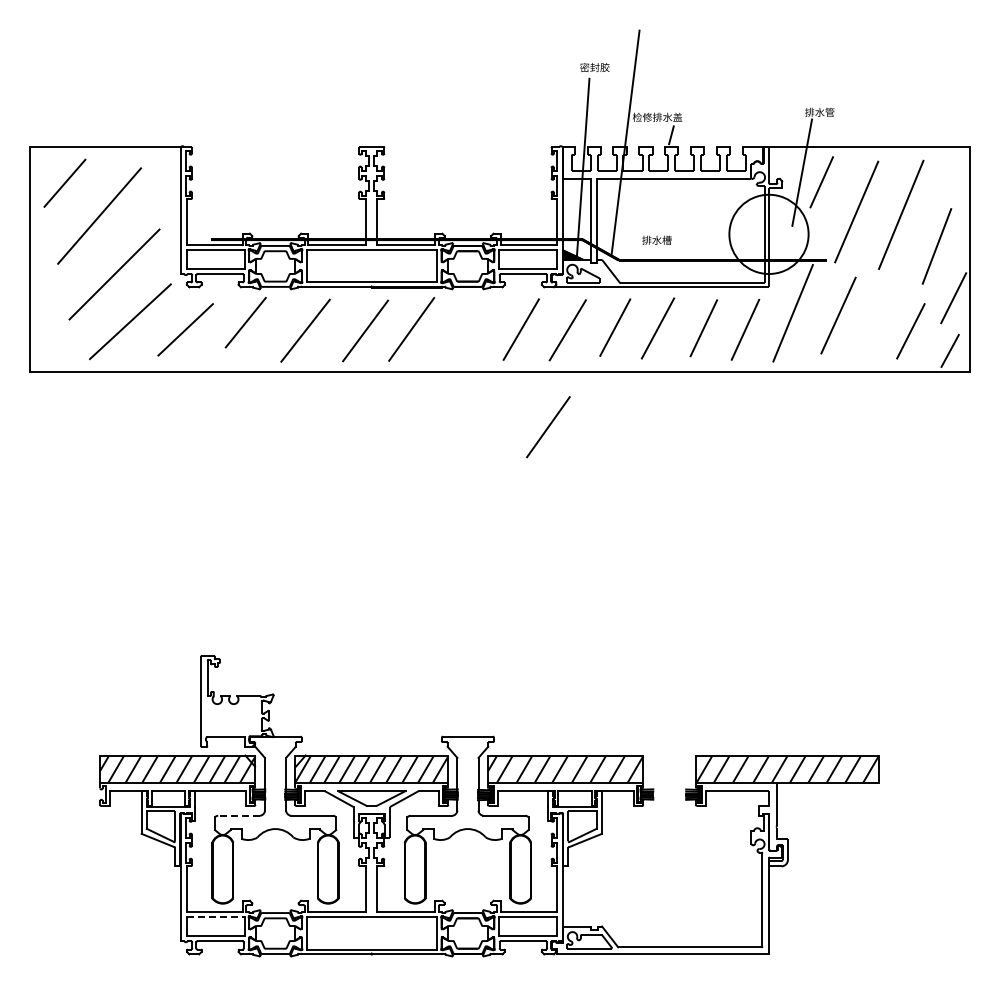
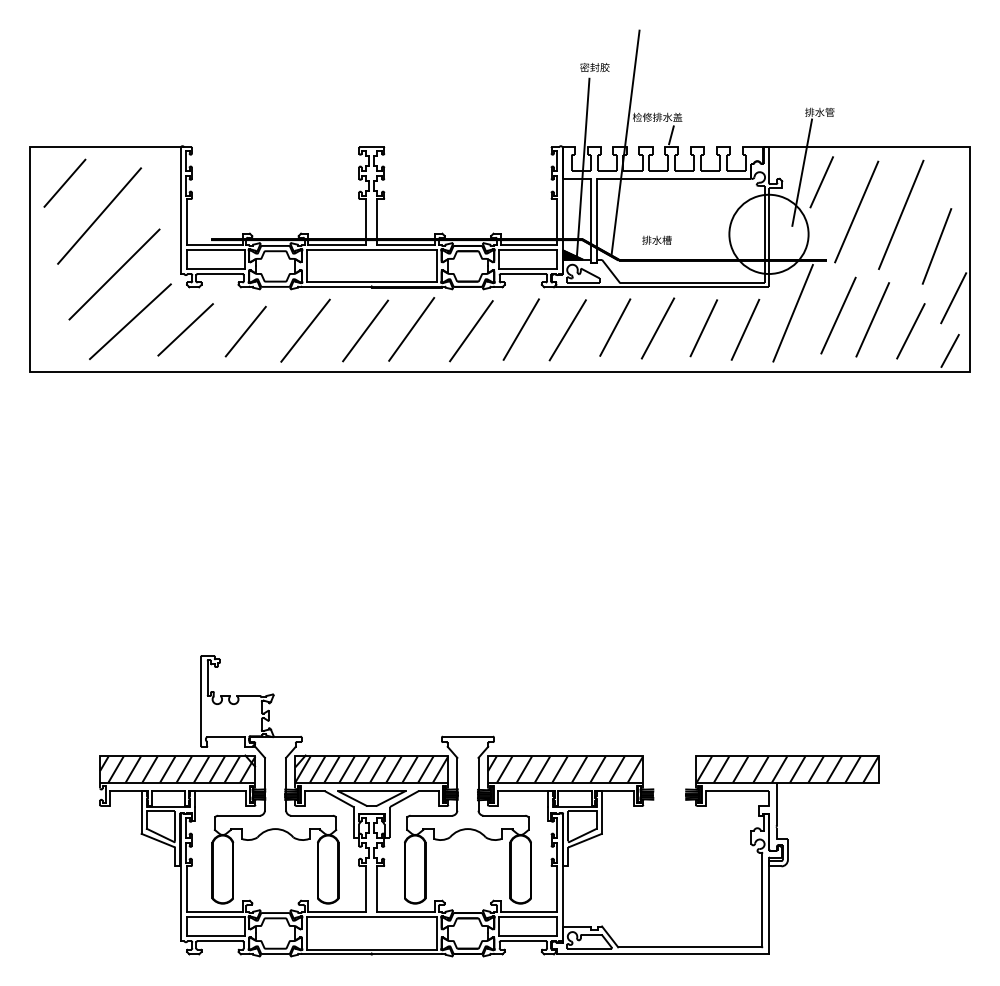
line: none -> present (872, 319)
line position: (245, 322) -> (245, 331) (245, 331)
line position: (548, 427) -> (471, 331) (471, 331)
line: dashed -> solid (239, 815)
line: dashed -> solid (215, 916)
